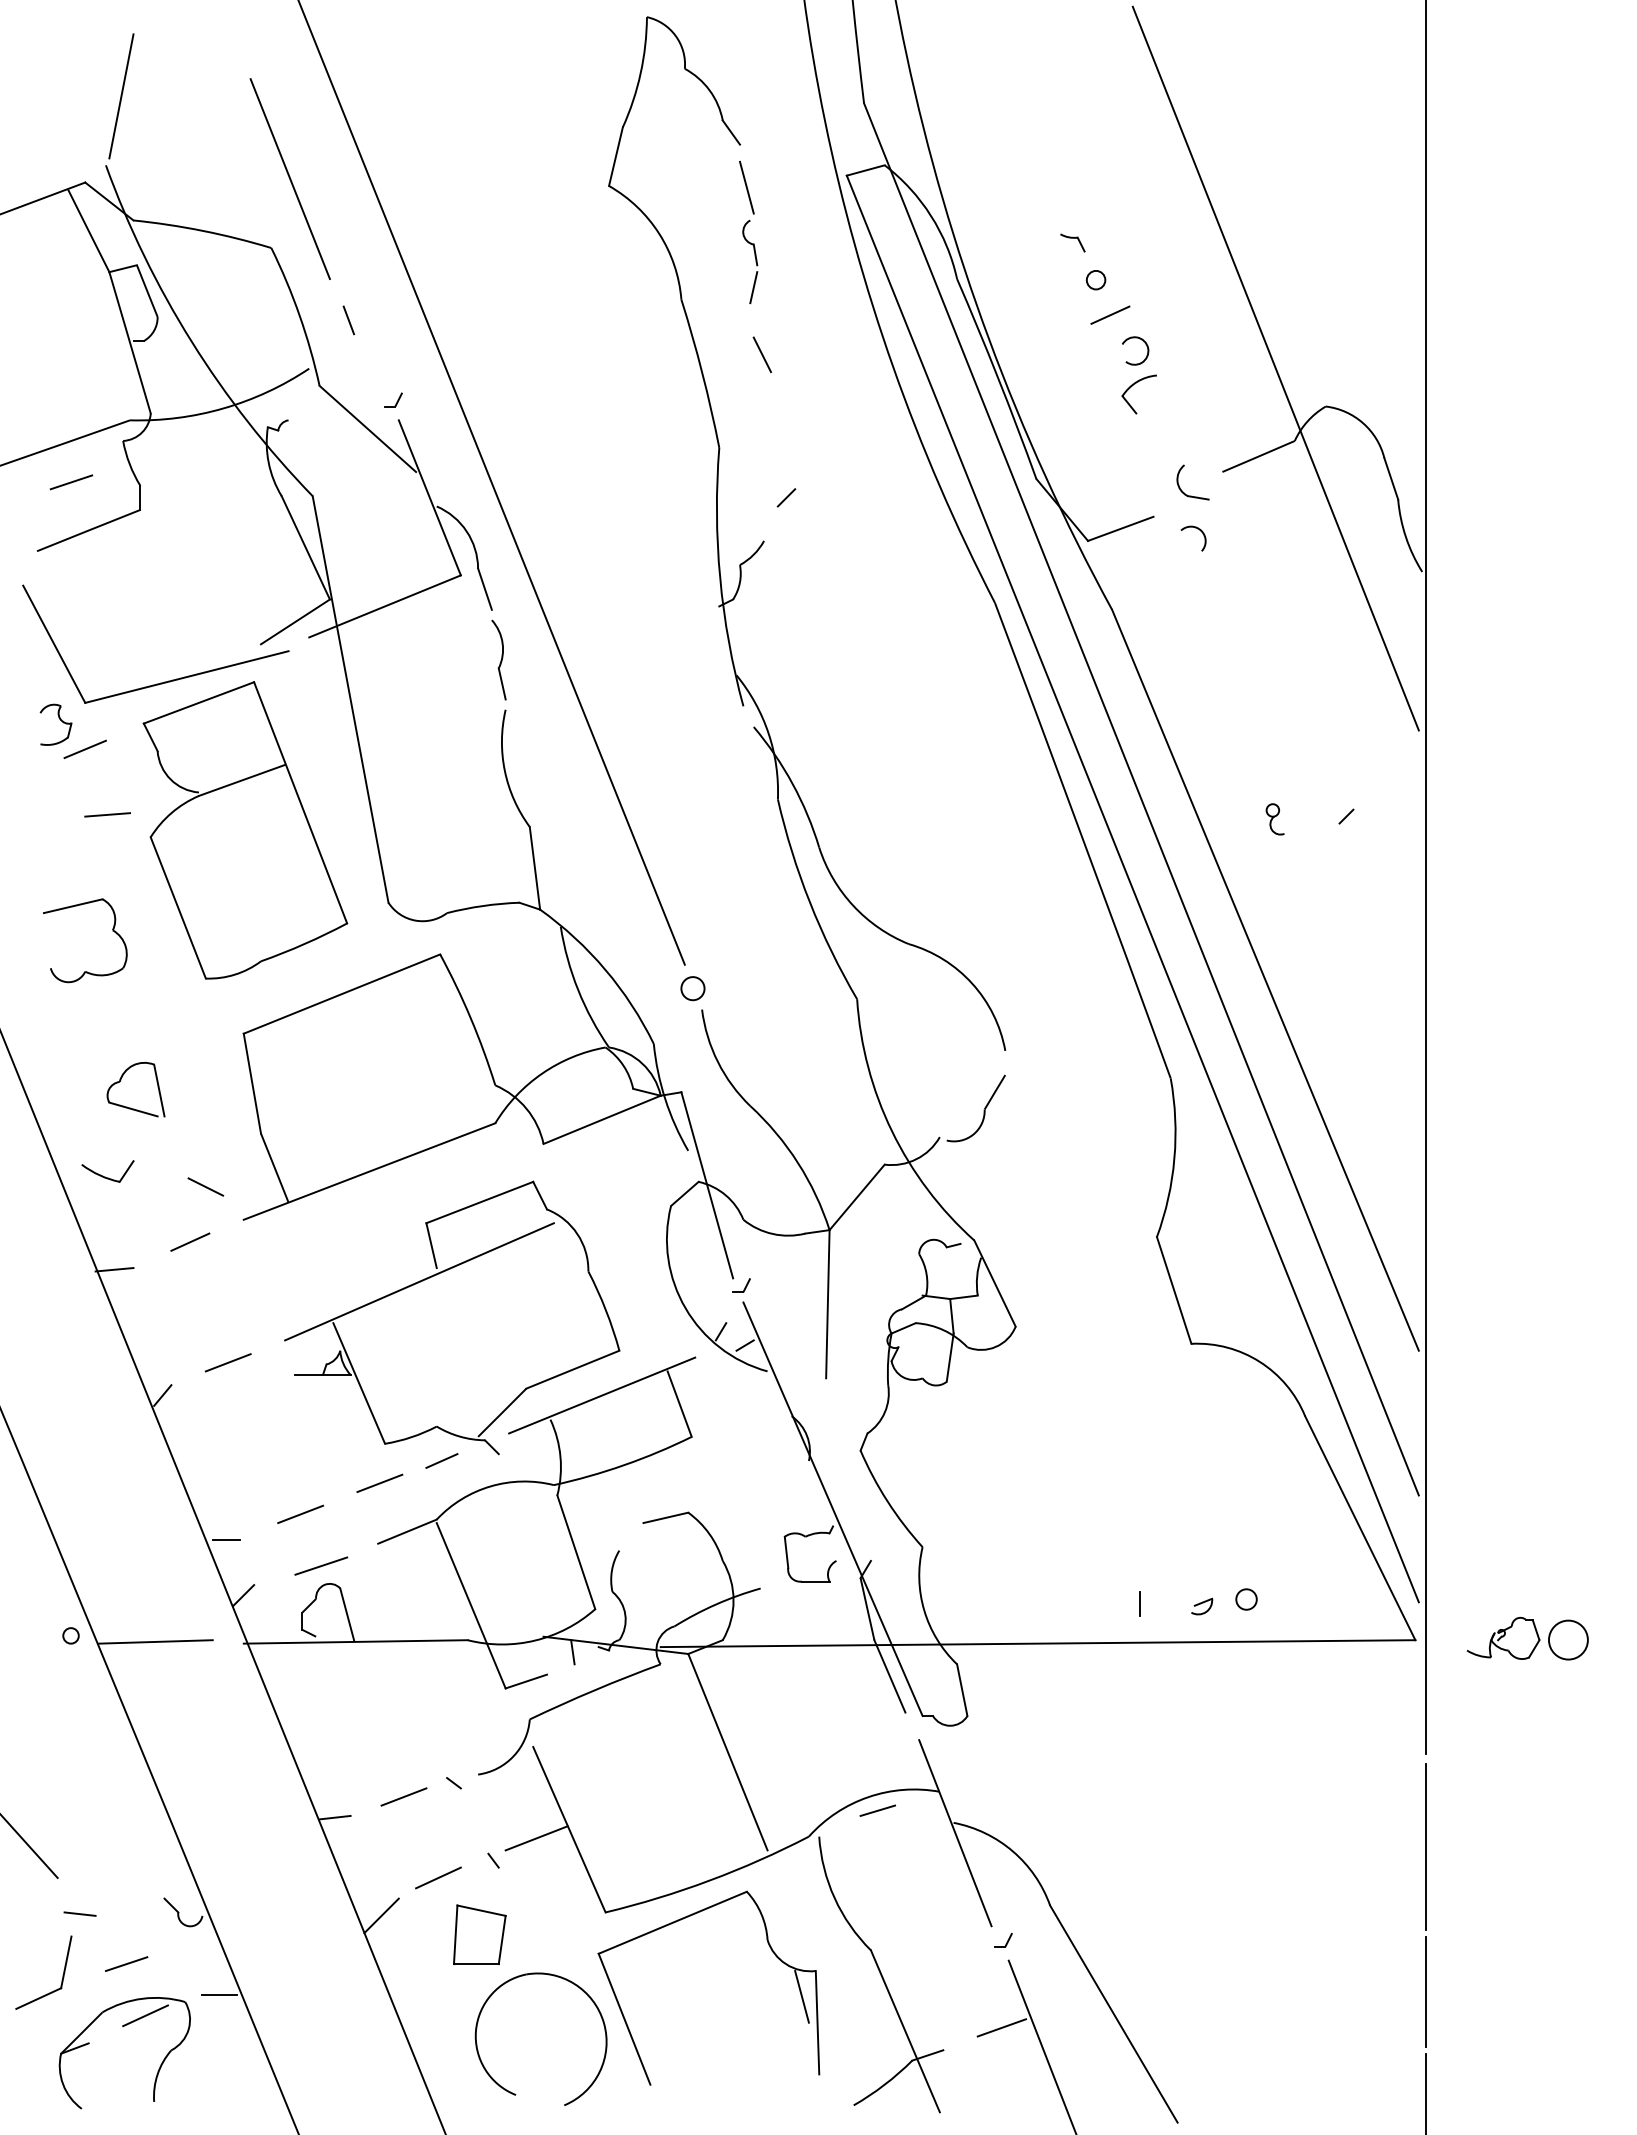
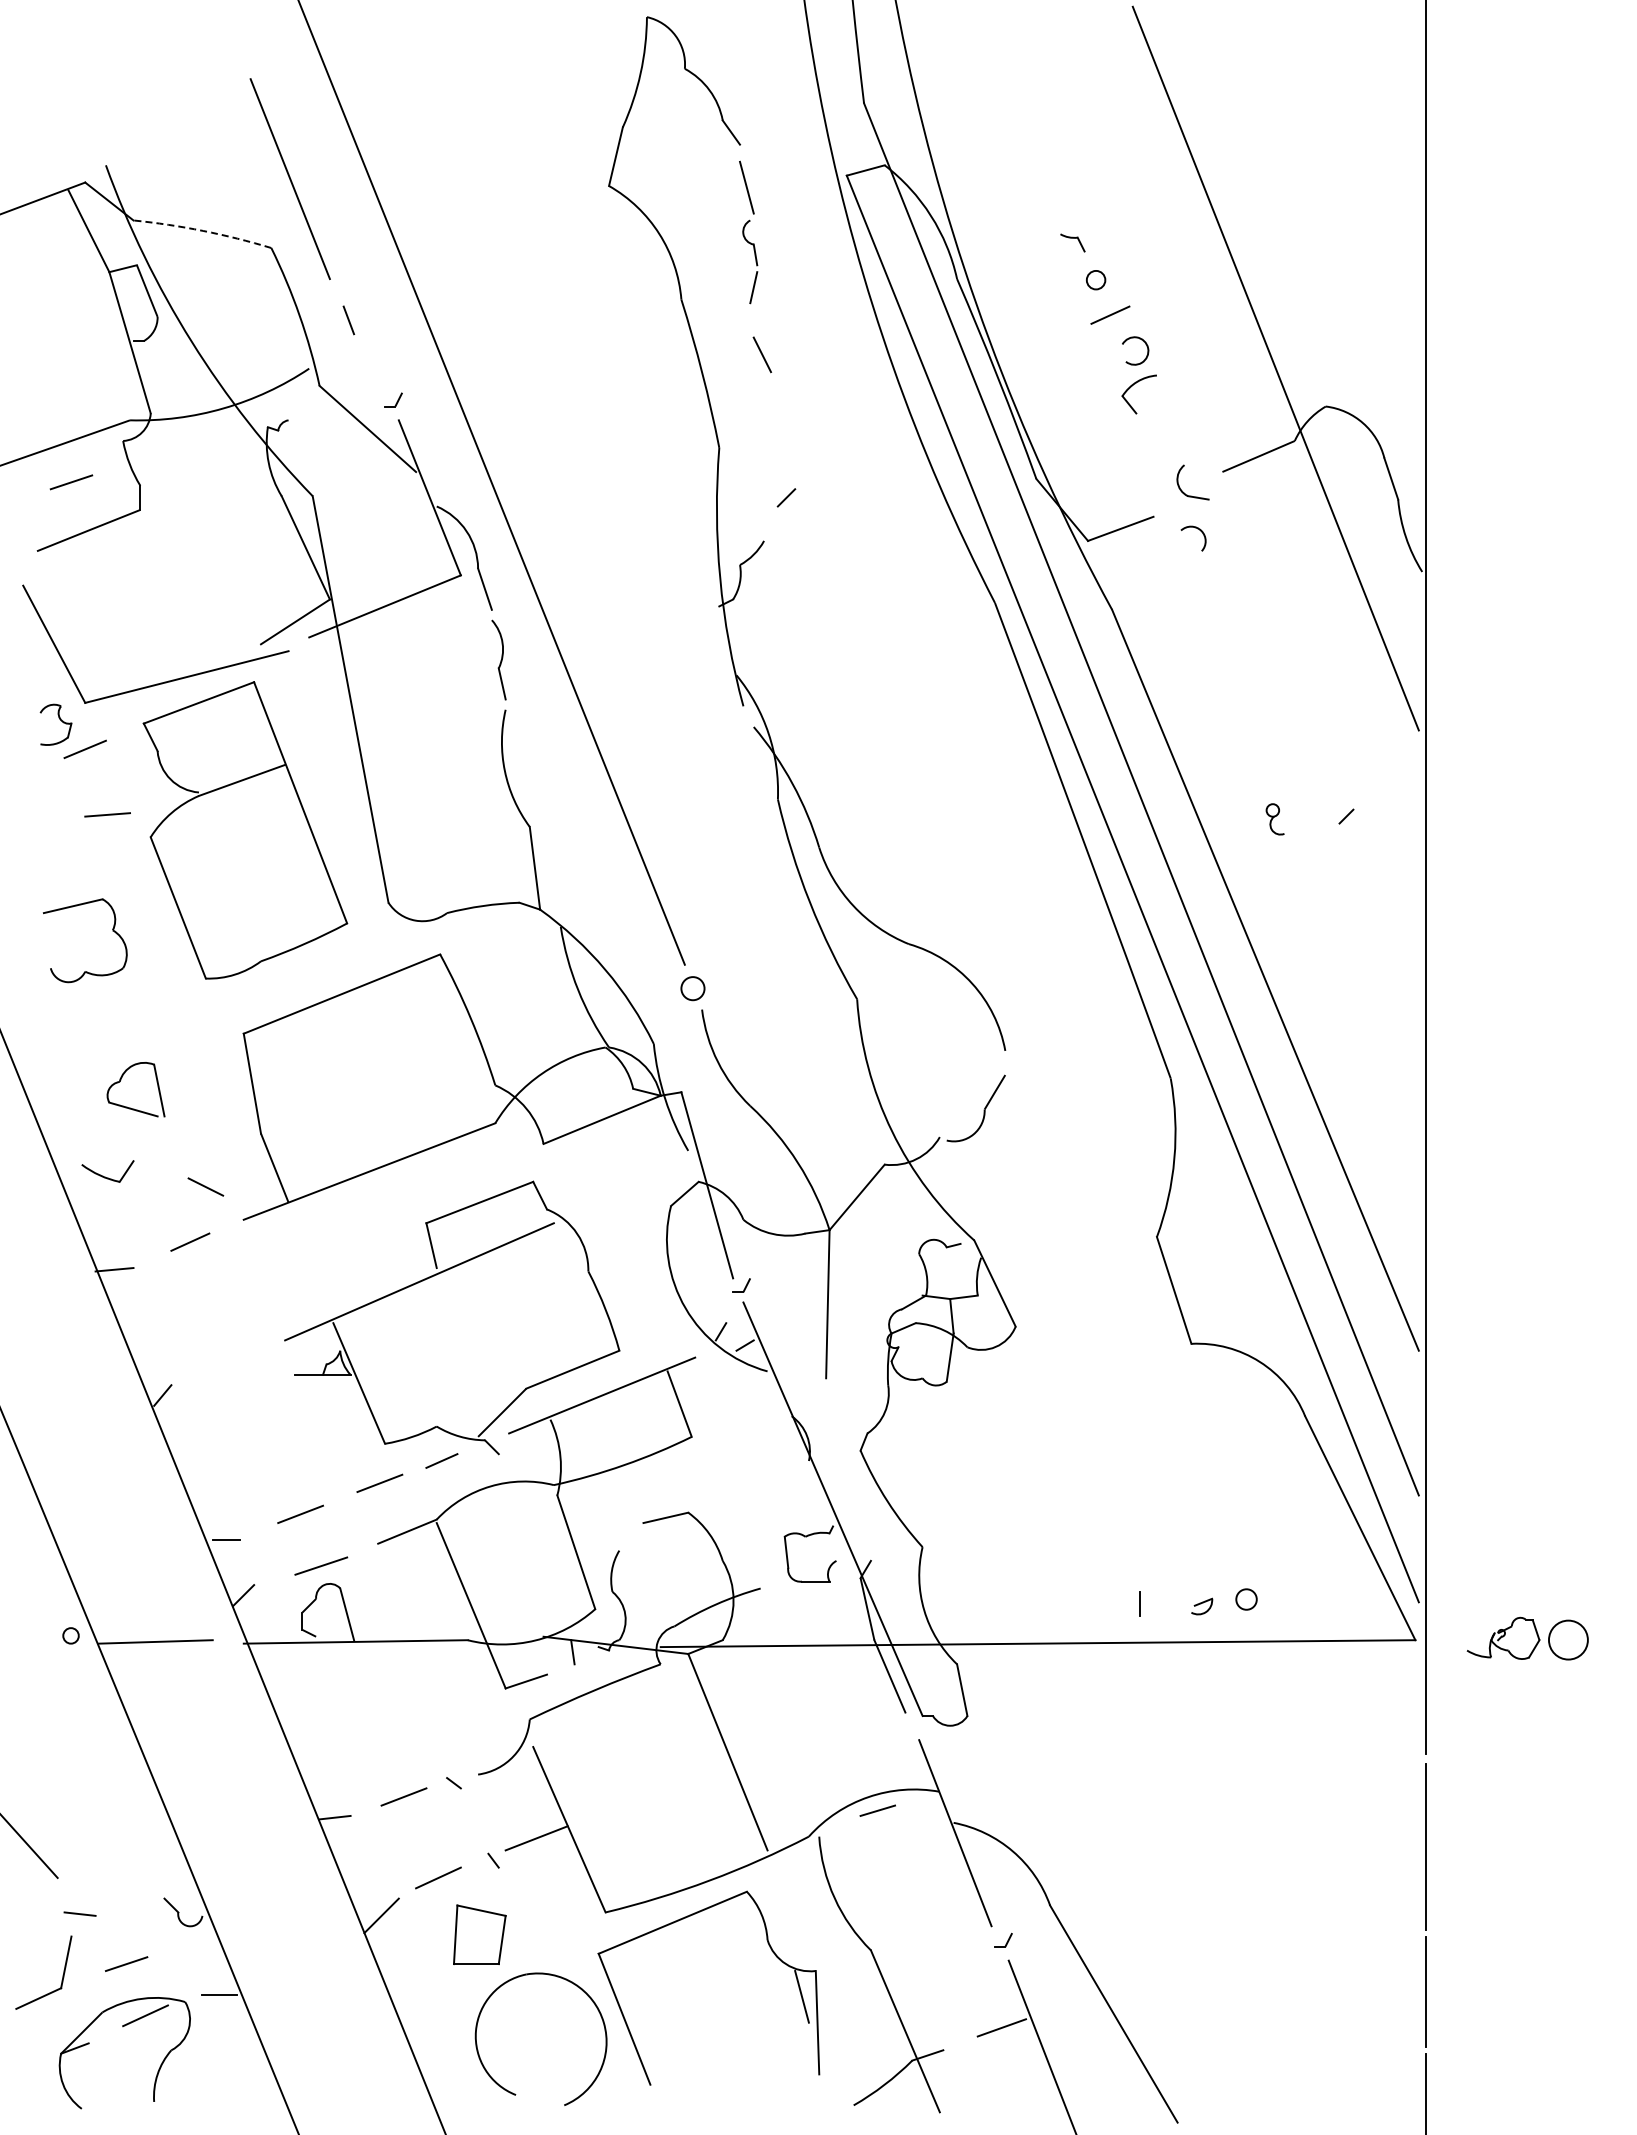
line: present -> none (121, 96)
arc: solid -> dashed (203, 230)
line: present -> none (227, 1362)
